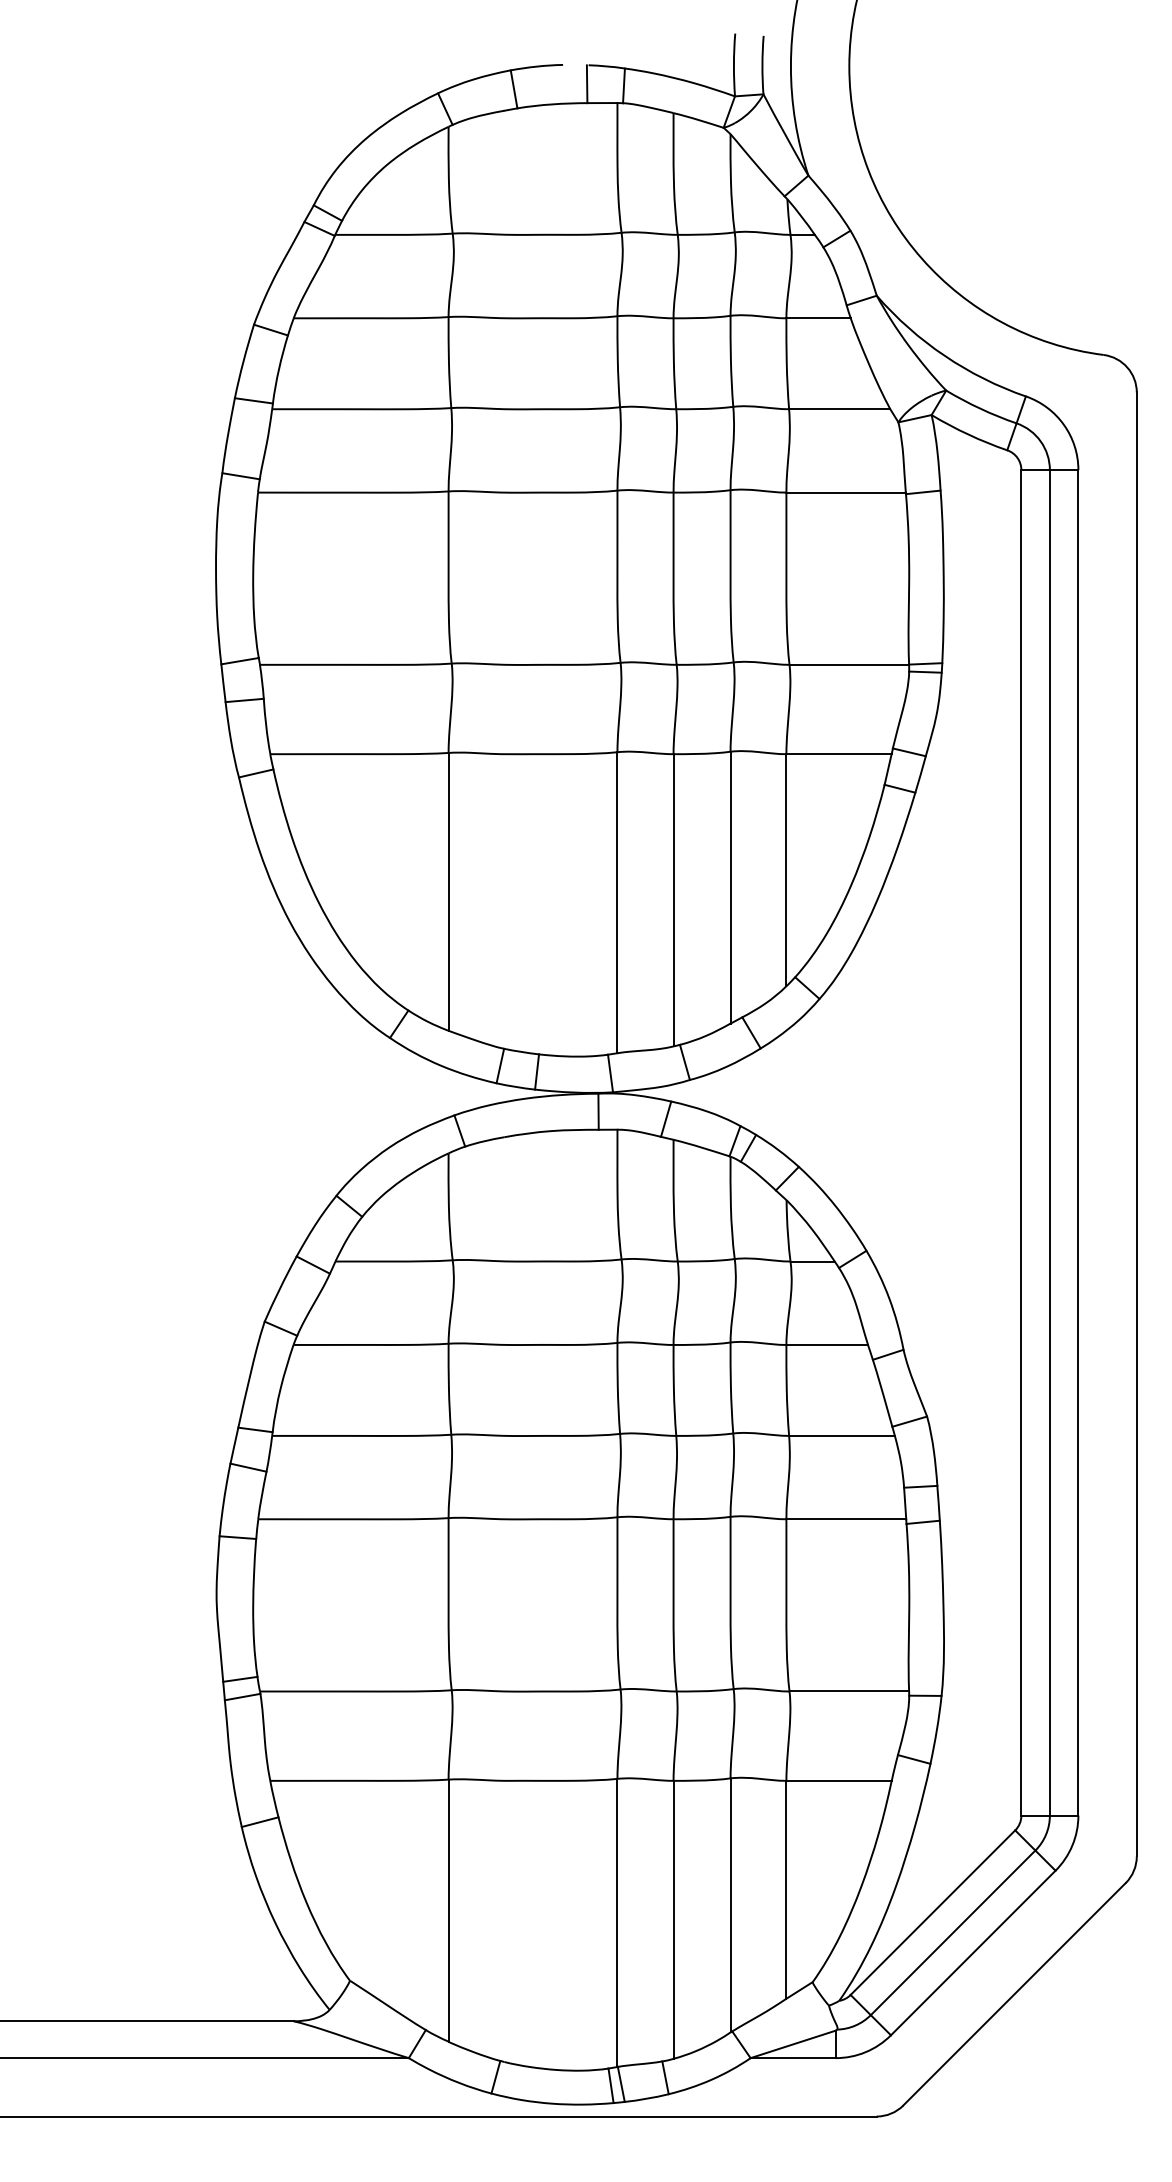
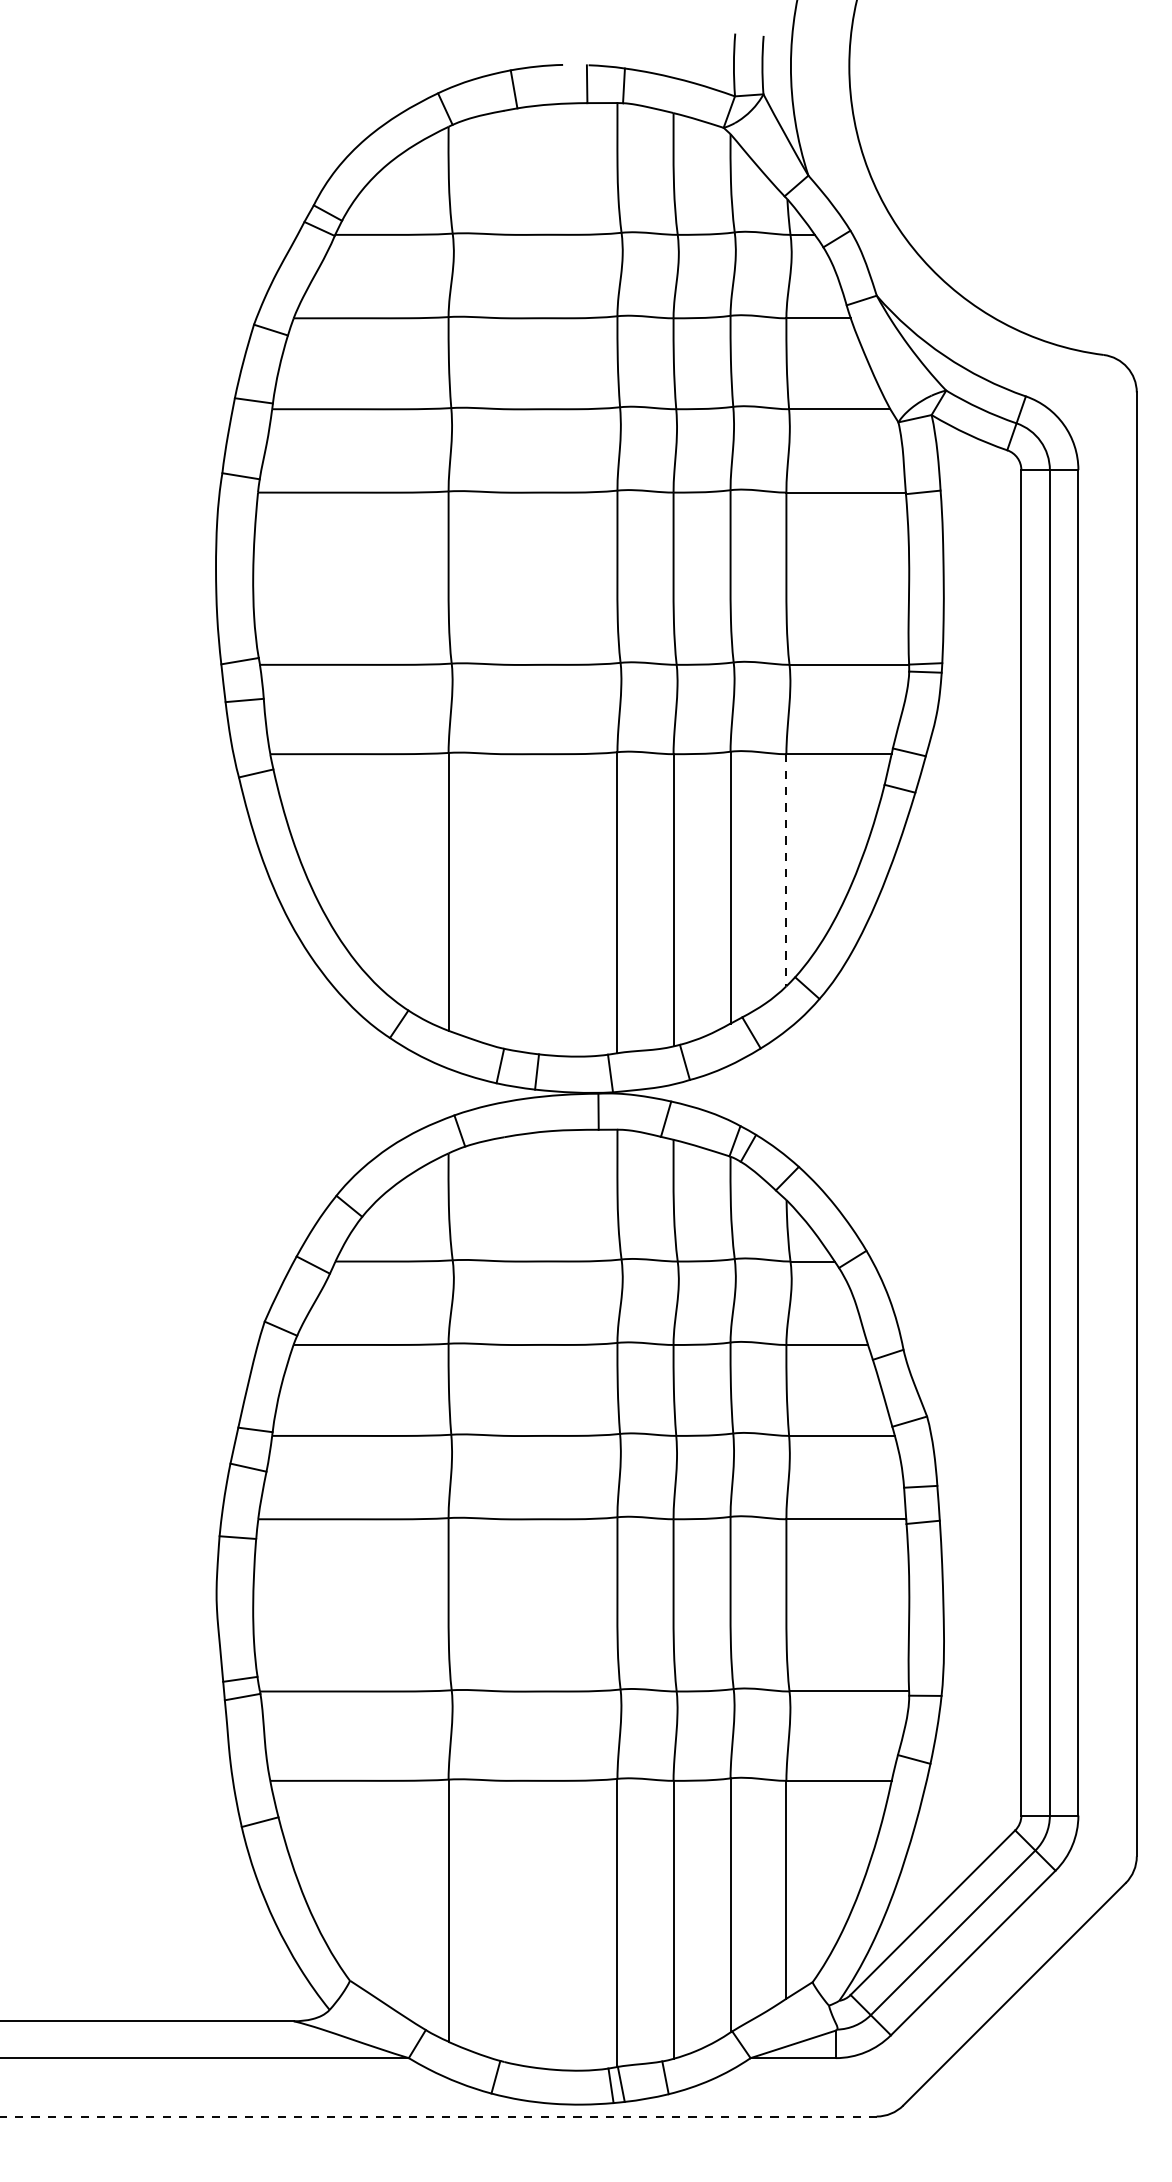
line: solid -> dashed (786, 870)
line: solid -> dashed (438, 2116)
